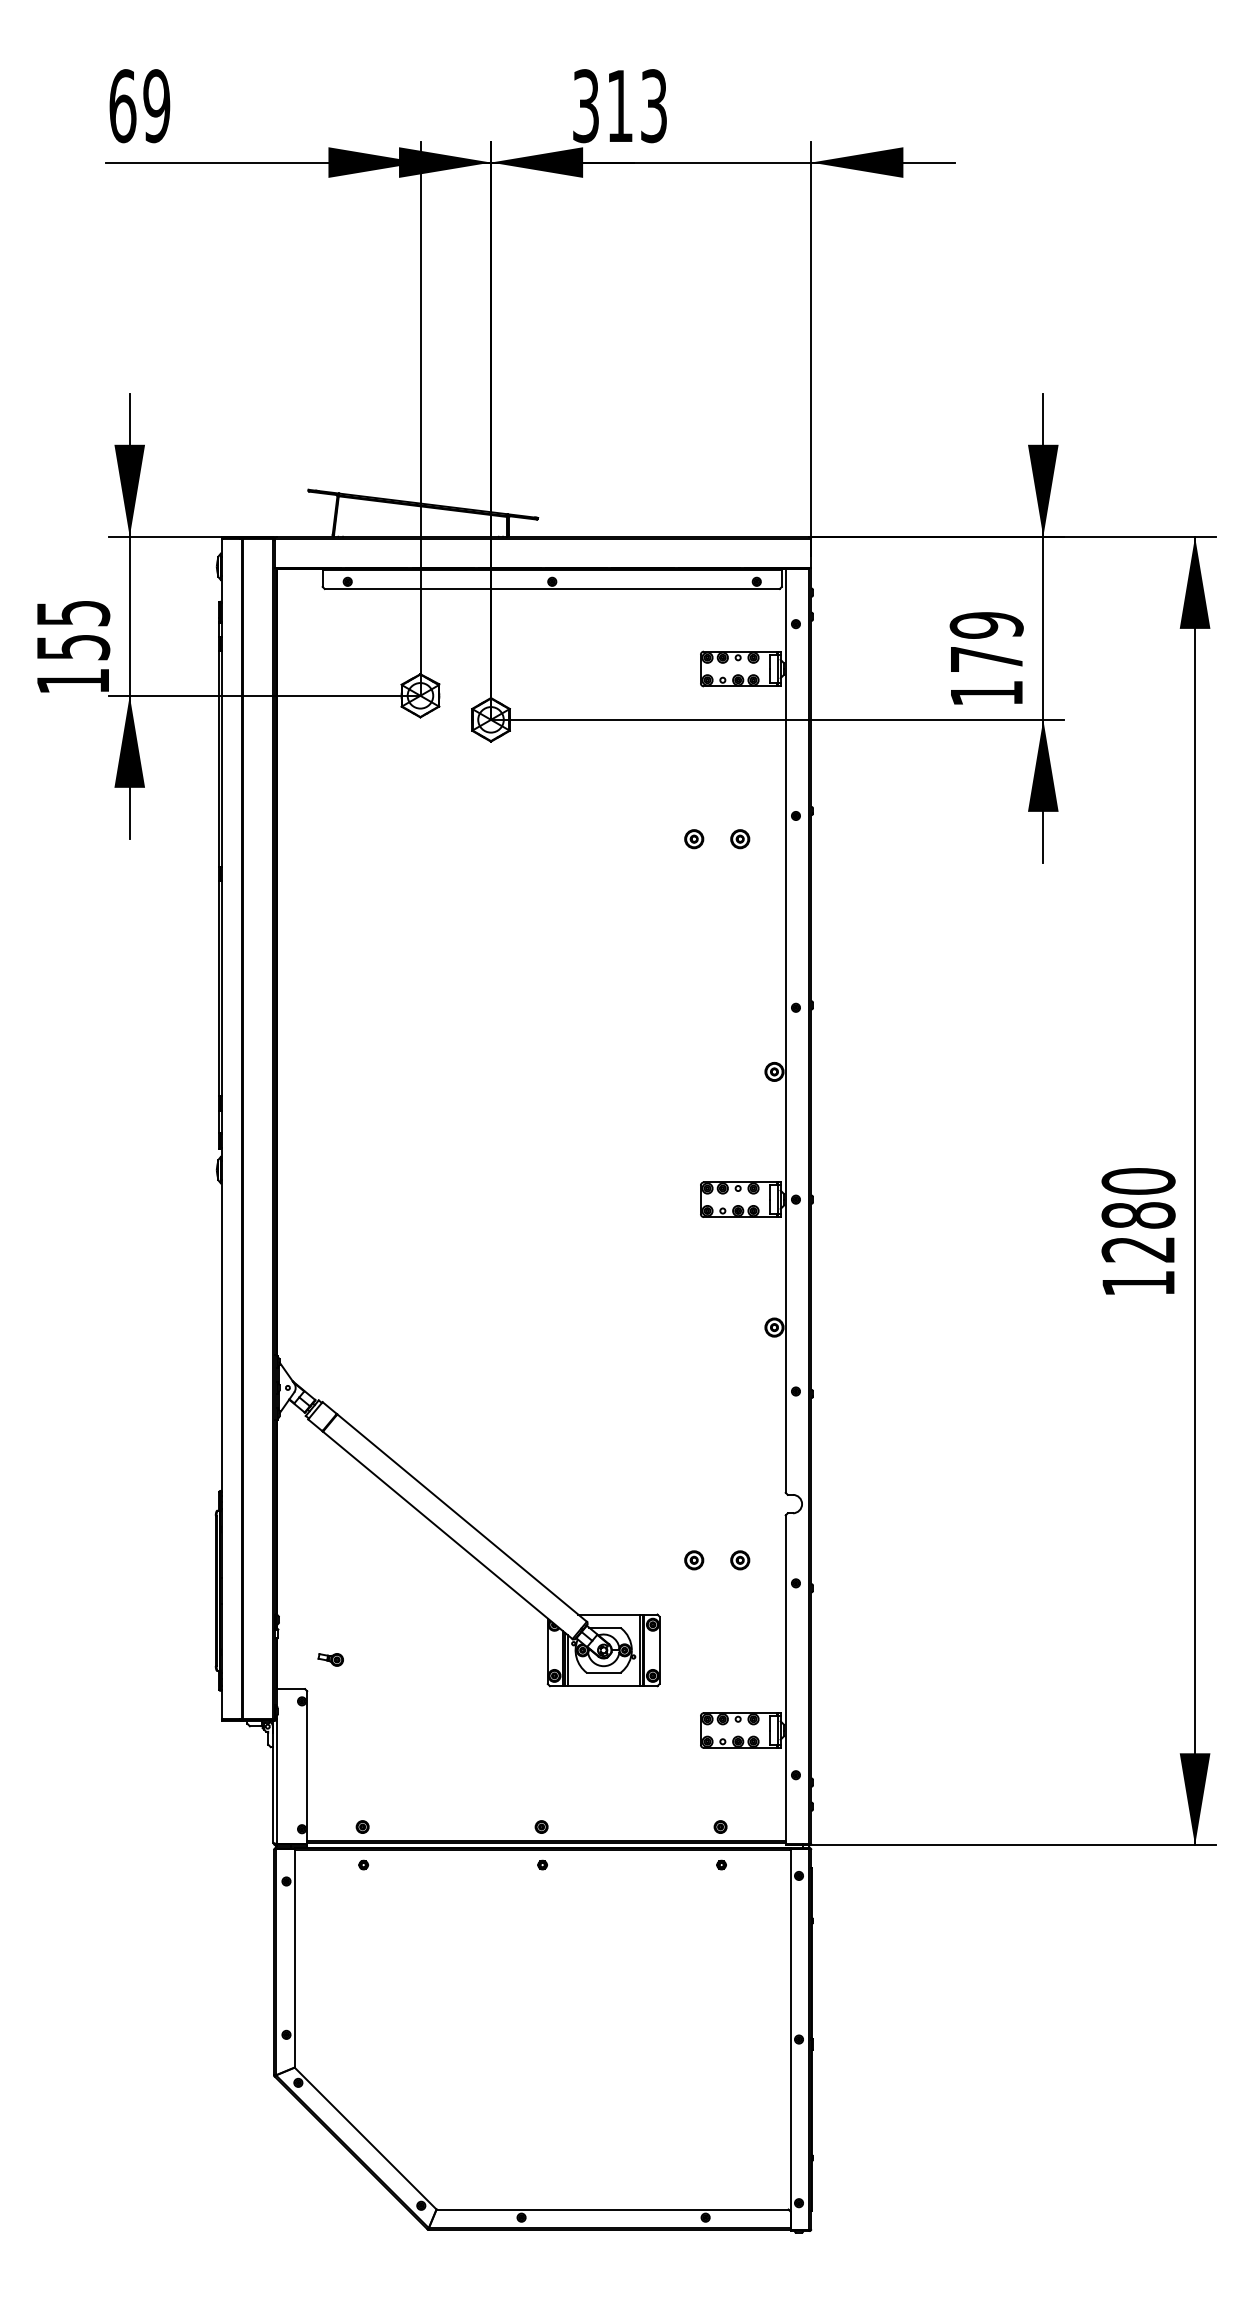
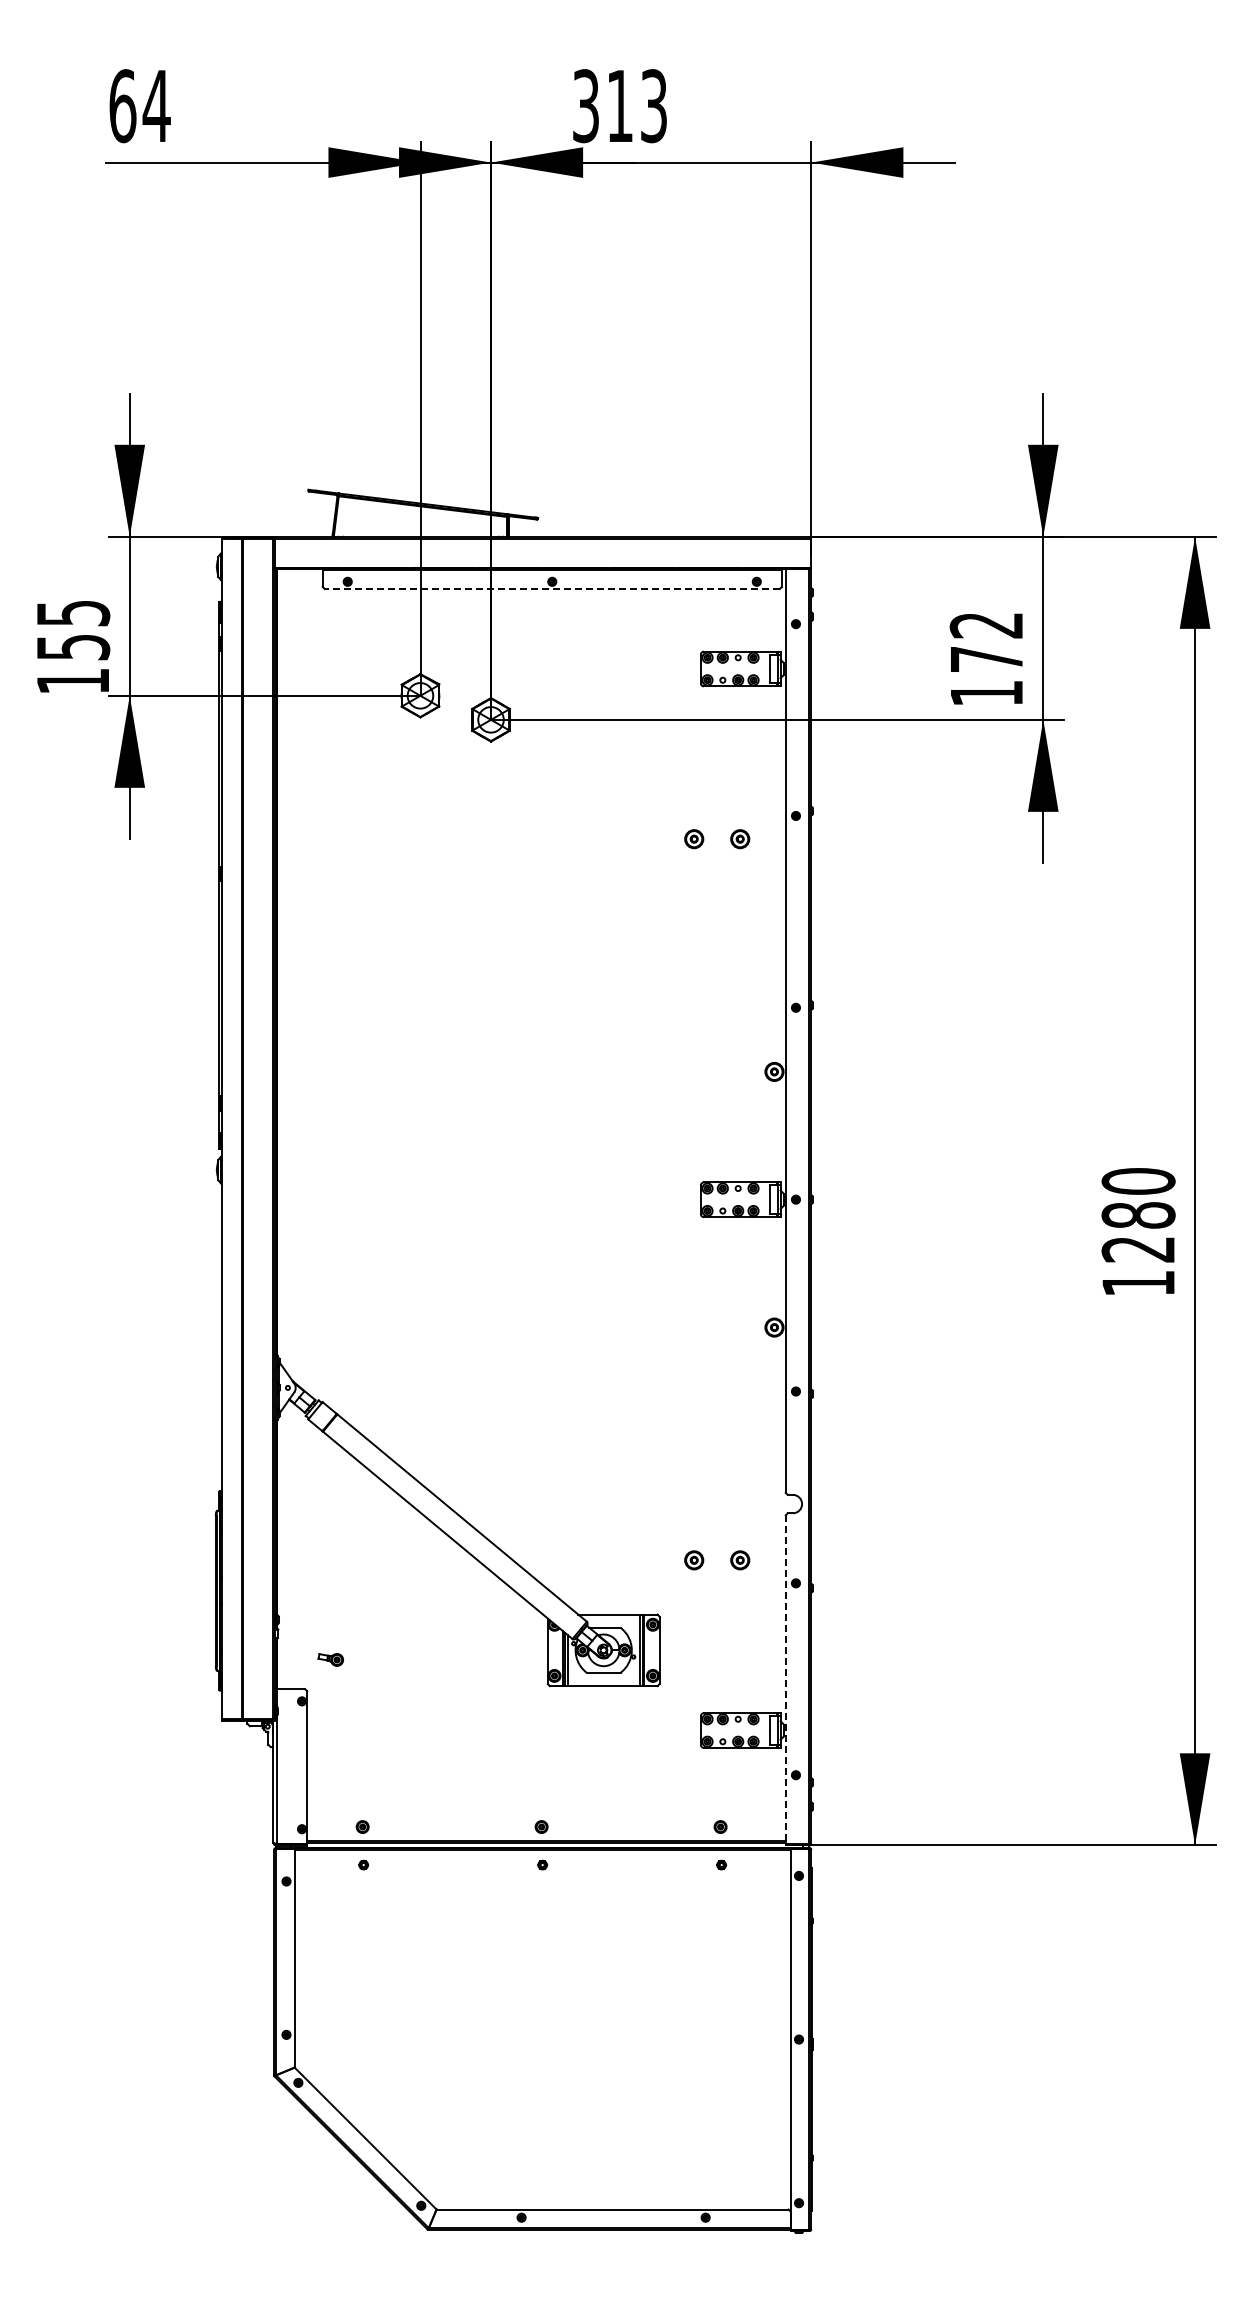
text: 69 -> 64 (156, 106)
line: solid -> dashed (552, 589)
text: 179 -> 172 (986, 625)
line: solid -> dashed (785, 1680)
